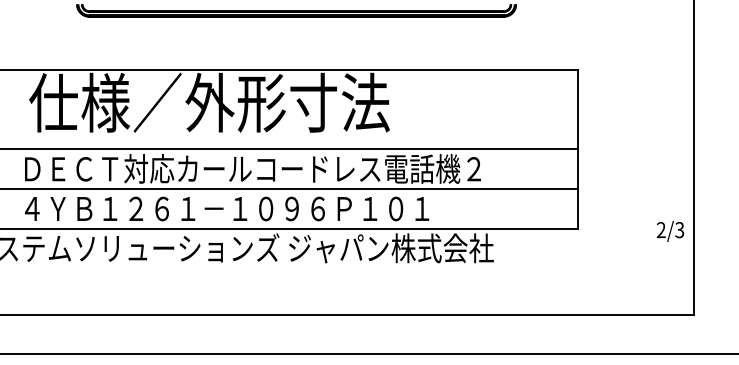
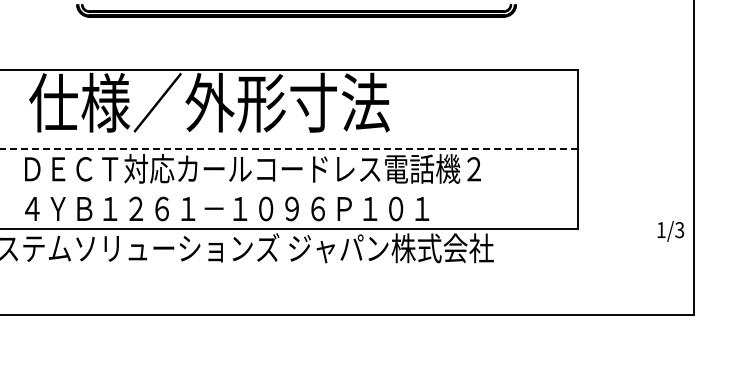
line: solid -> dashed (289, 149)
line: present -> none (290, 189)
text: 2/3 -> 1/3 (660, 229)
line: present -> none (368, 354)
